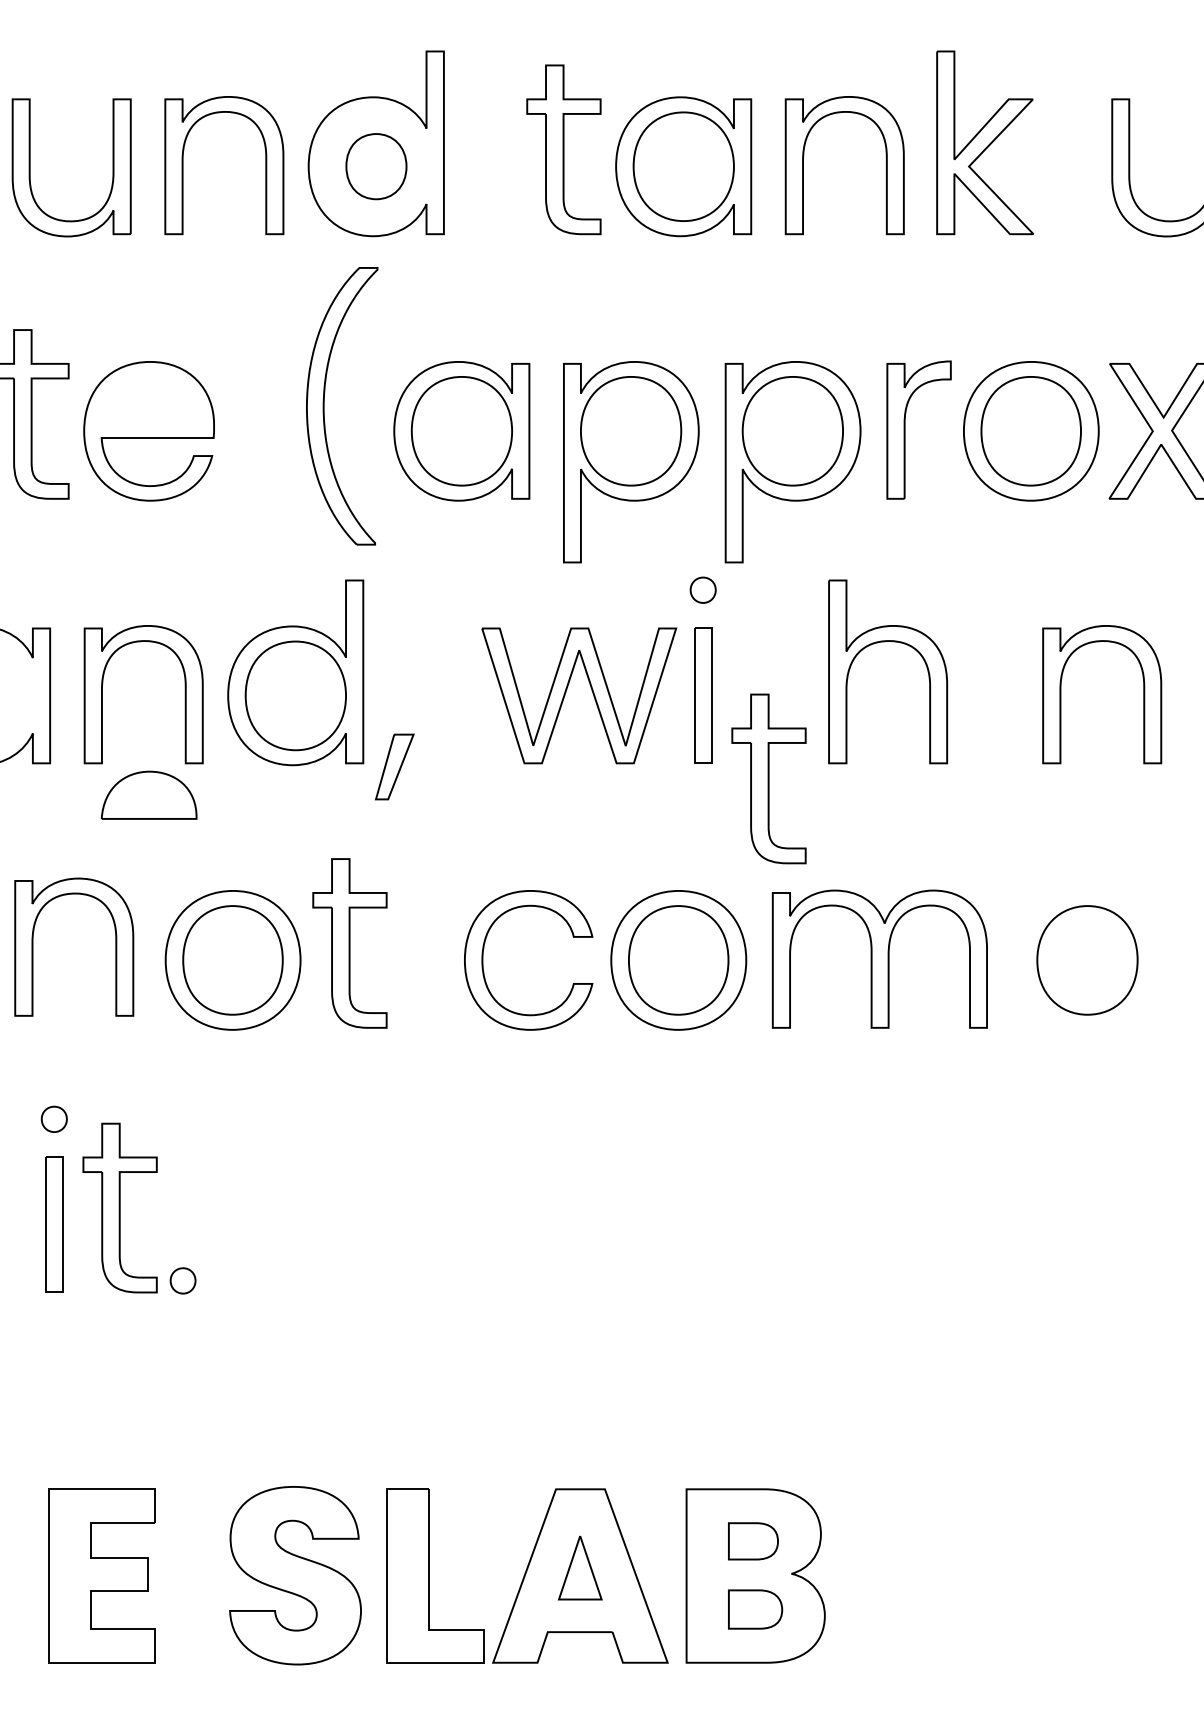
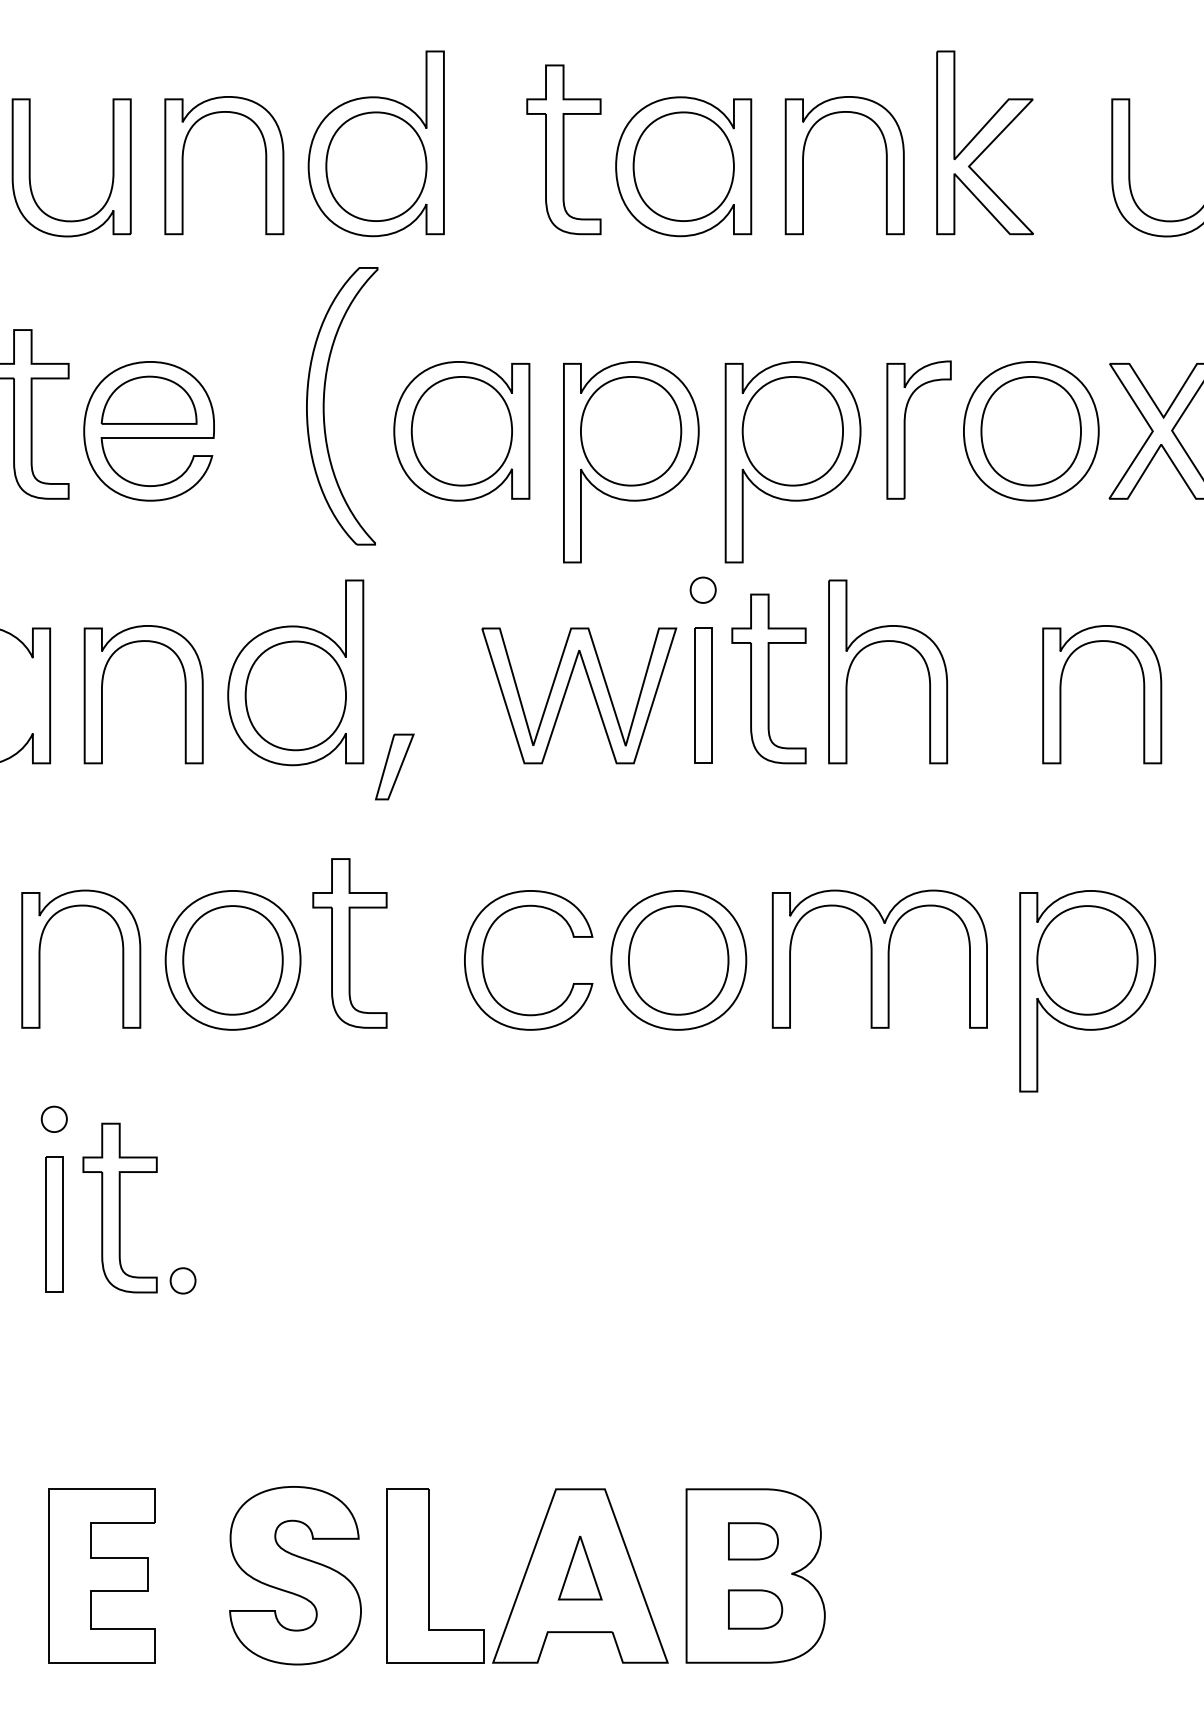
part size: 63x68 px -> 103x111 px (376, 166)
part position: (768, 778) -> (768, 678) (768, 678)
part position: (148, 794) -> (148, 399) (148, 399)
part position: (33, 946) -> (40, 958) (40, 958)
part: none -> present (1087, 991)
